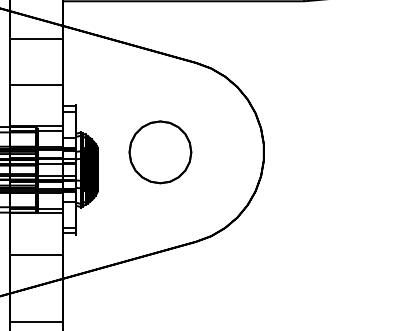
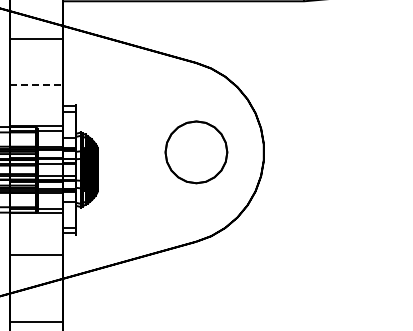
line: solid -> dashed (36, 85)
part position: (160, 152) -> (196, 152) (196, 152)
